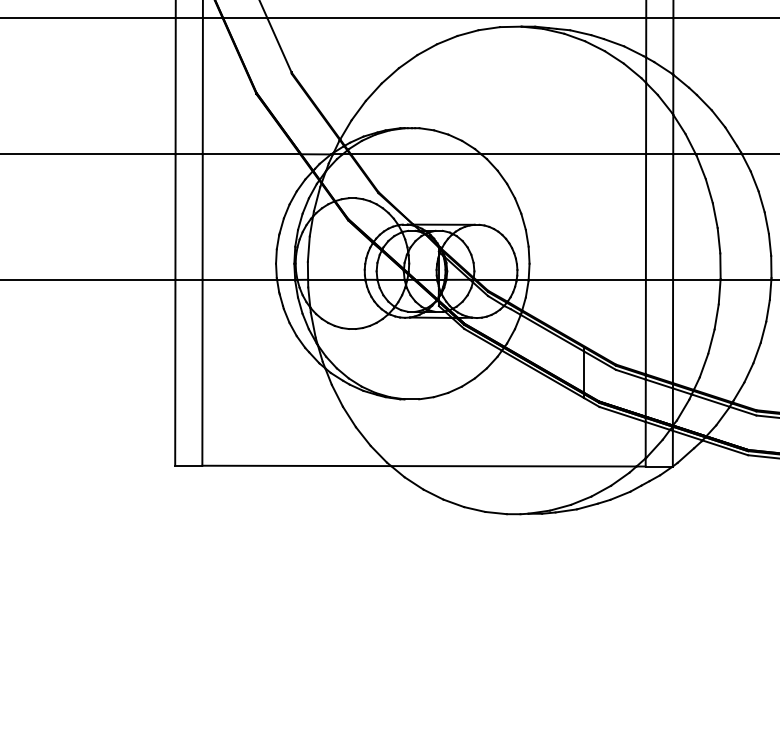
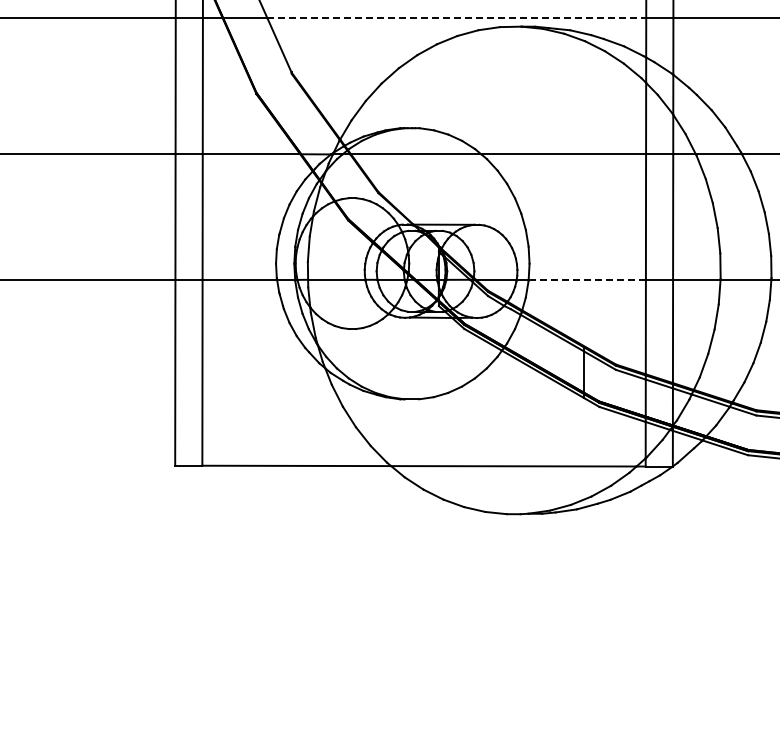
line: solid -> dashed (457, 18)
line: solid -> dashed (587, 279)
